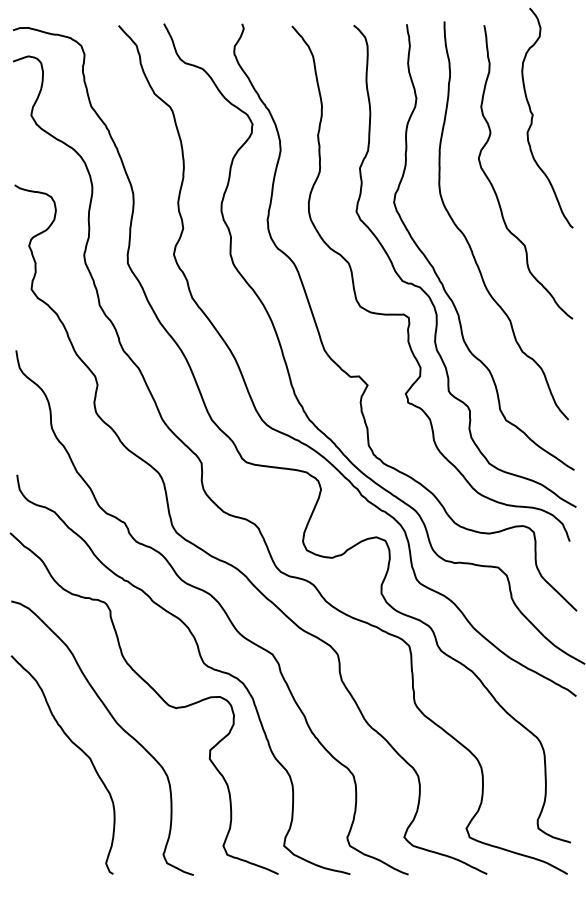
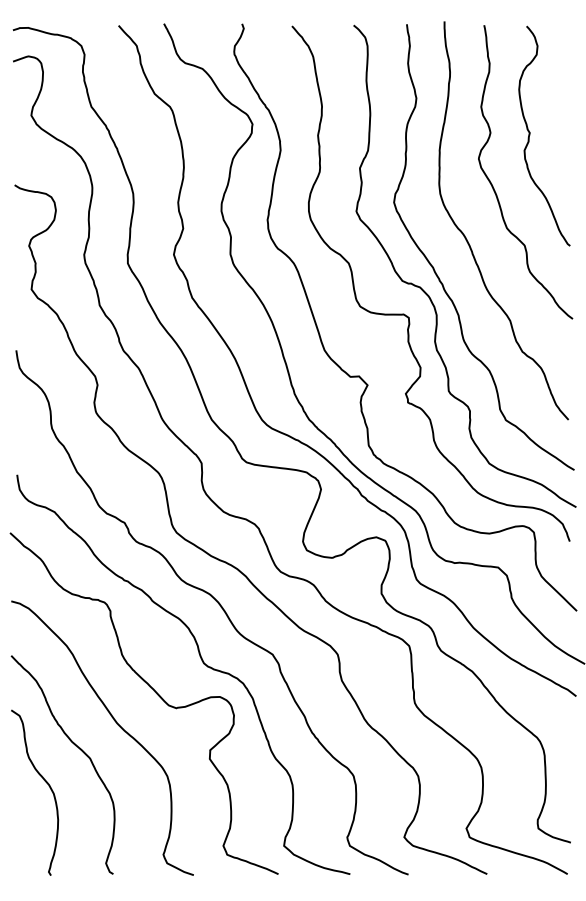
curve position: (533, 117) -> (530, 135) (530, 135)
curve: none -> present (45, 782)
